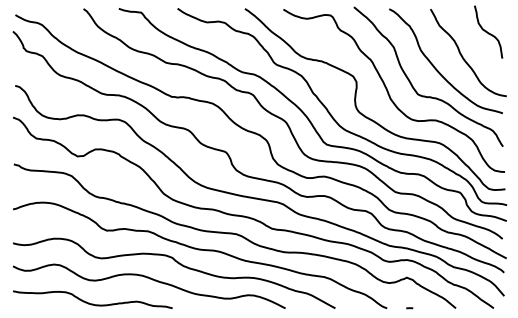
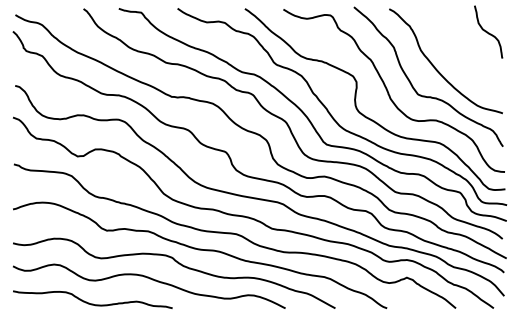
curve: present -> none (463, 56)
line: present -> none (409, 308)
